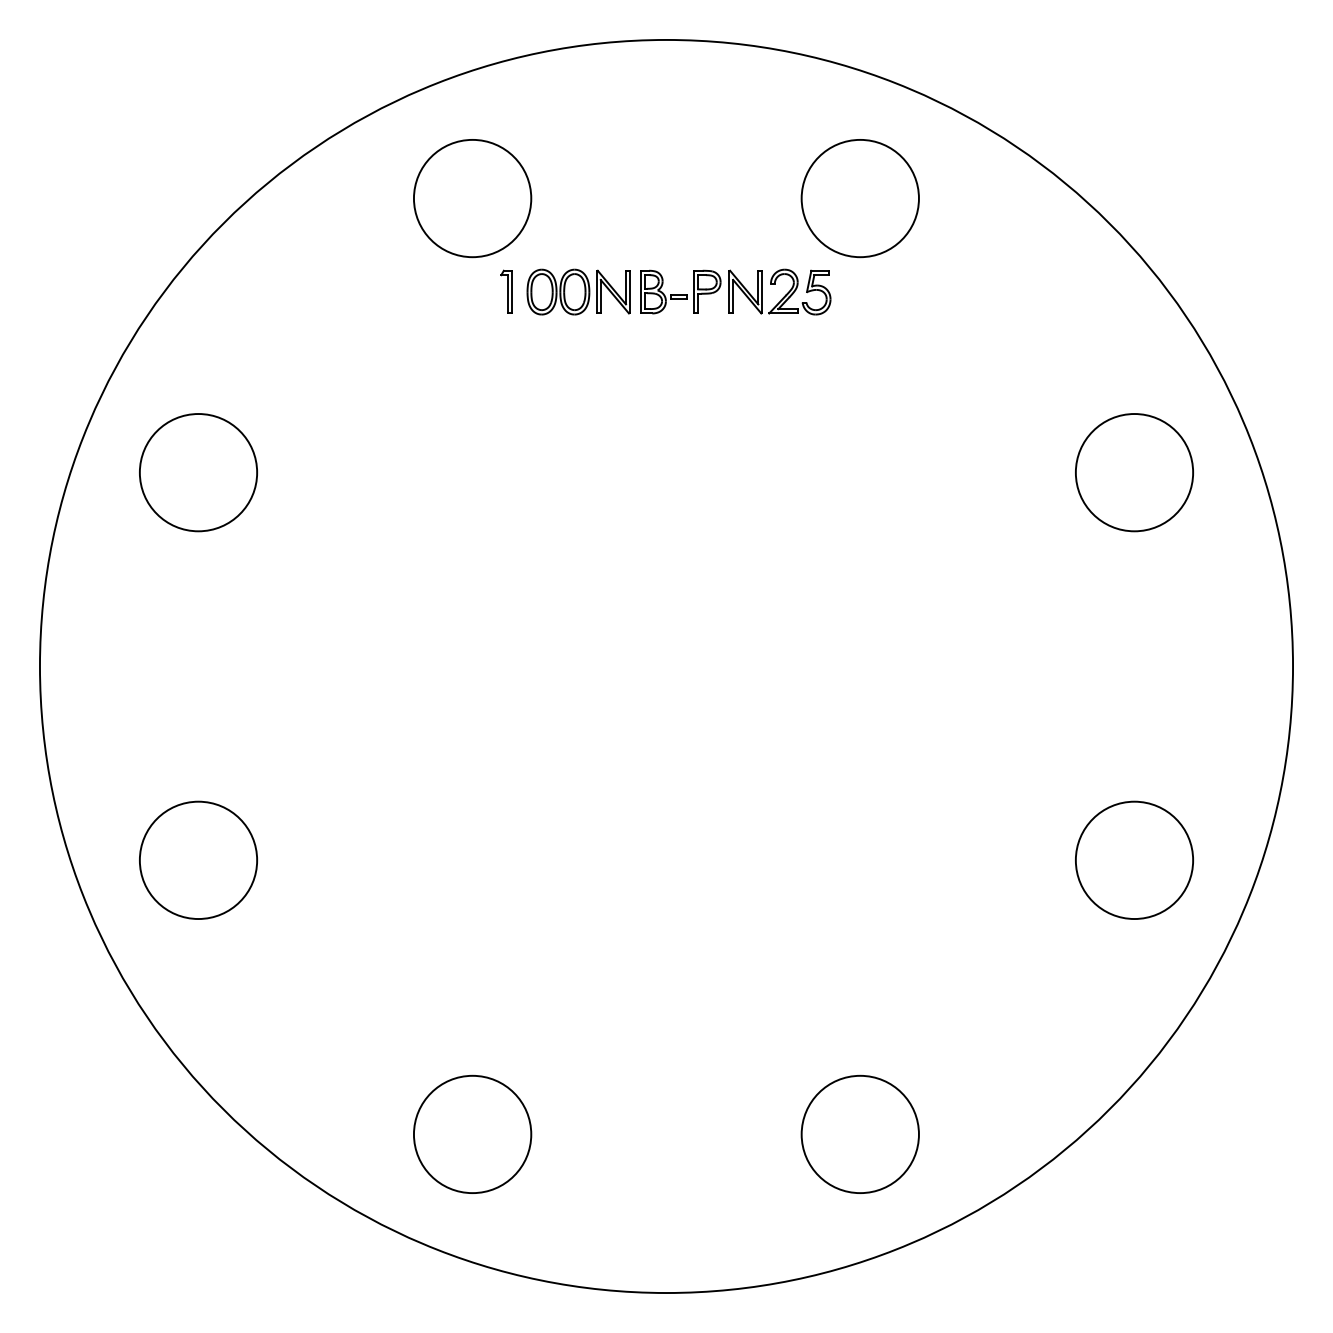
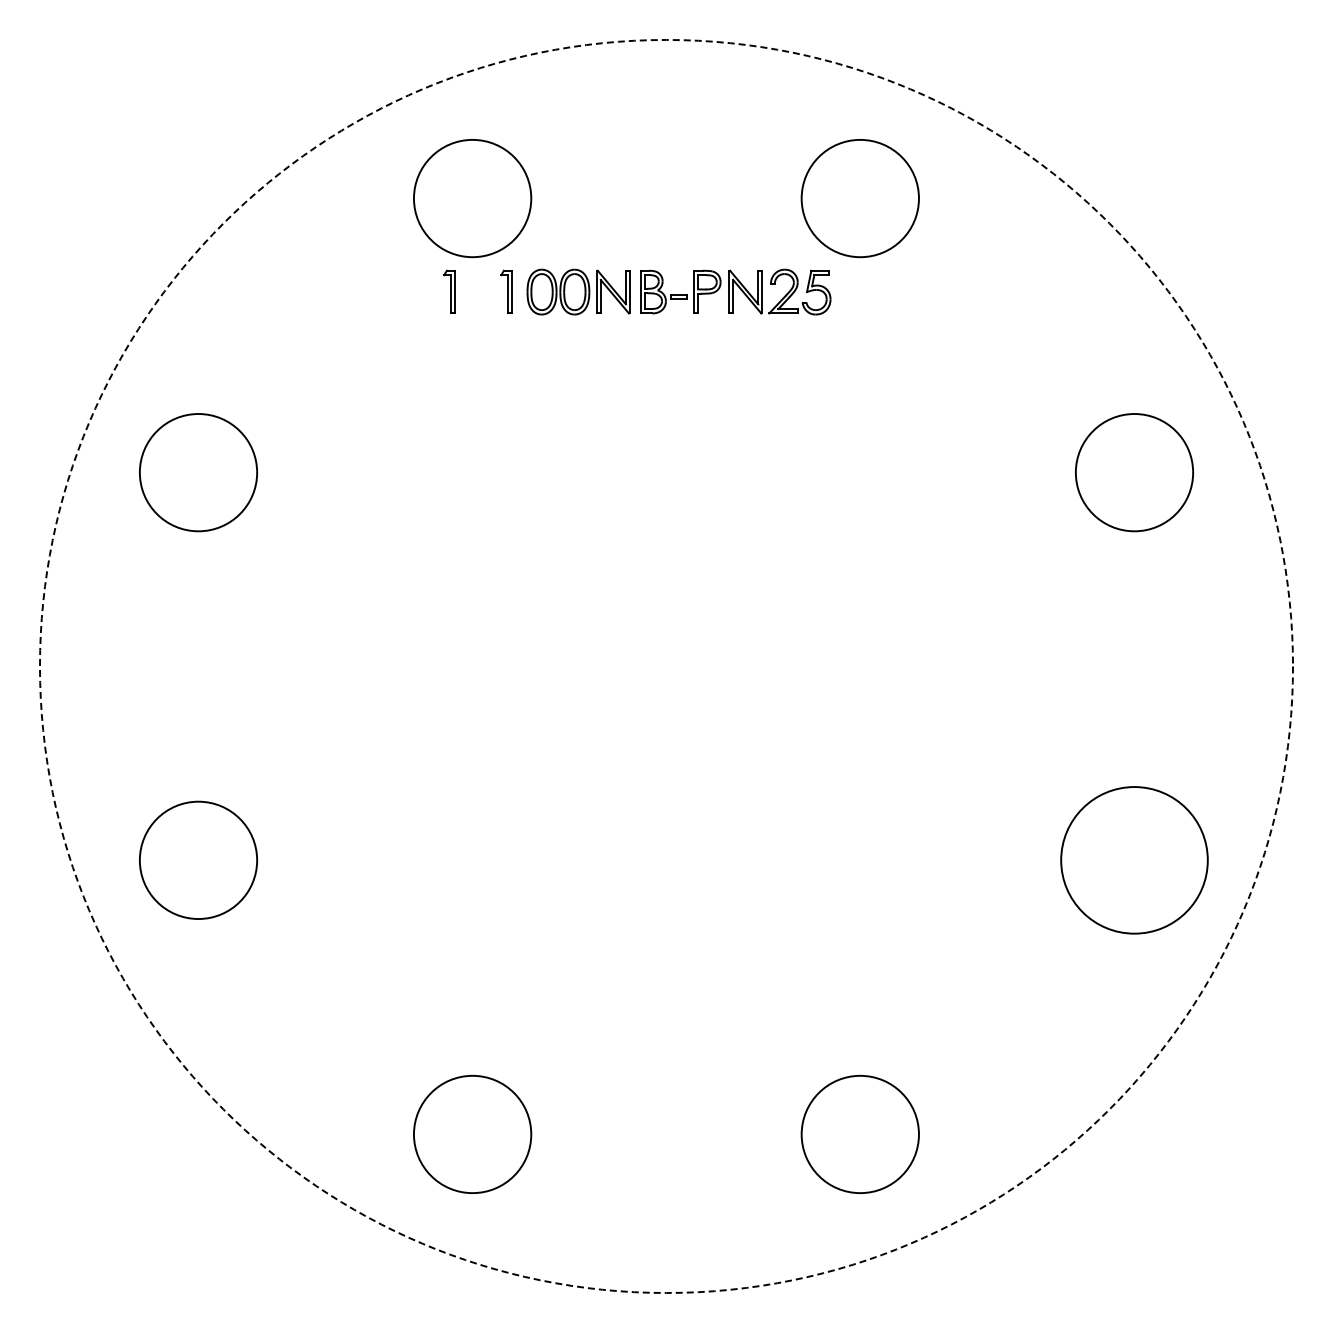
part: none -> present (449, 291)
circle: solid -> dashed (666, 666)
circle diameter: 117 px -> 147 px (1134, 860)
